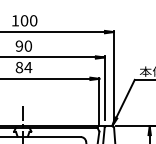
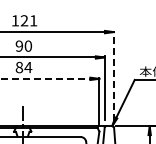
text: 100 -> 121 (28, 20)
line: solid -> dashed (113, 75)
line: solid -> dashed (50, 78)
